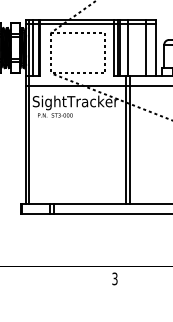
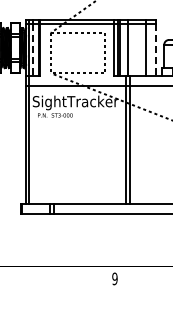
line: solid -> dashed (33, 50)
line: solid -> dashed (156, 50)
text: 3 -> 9 (114, 278)
